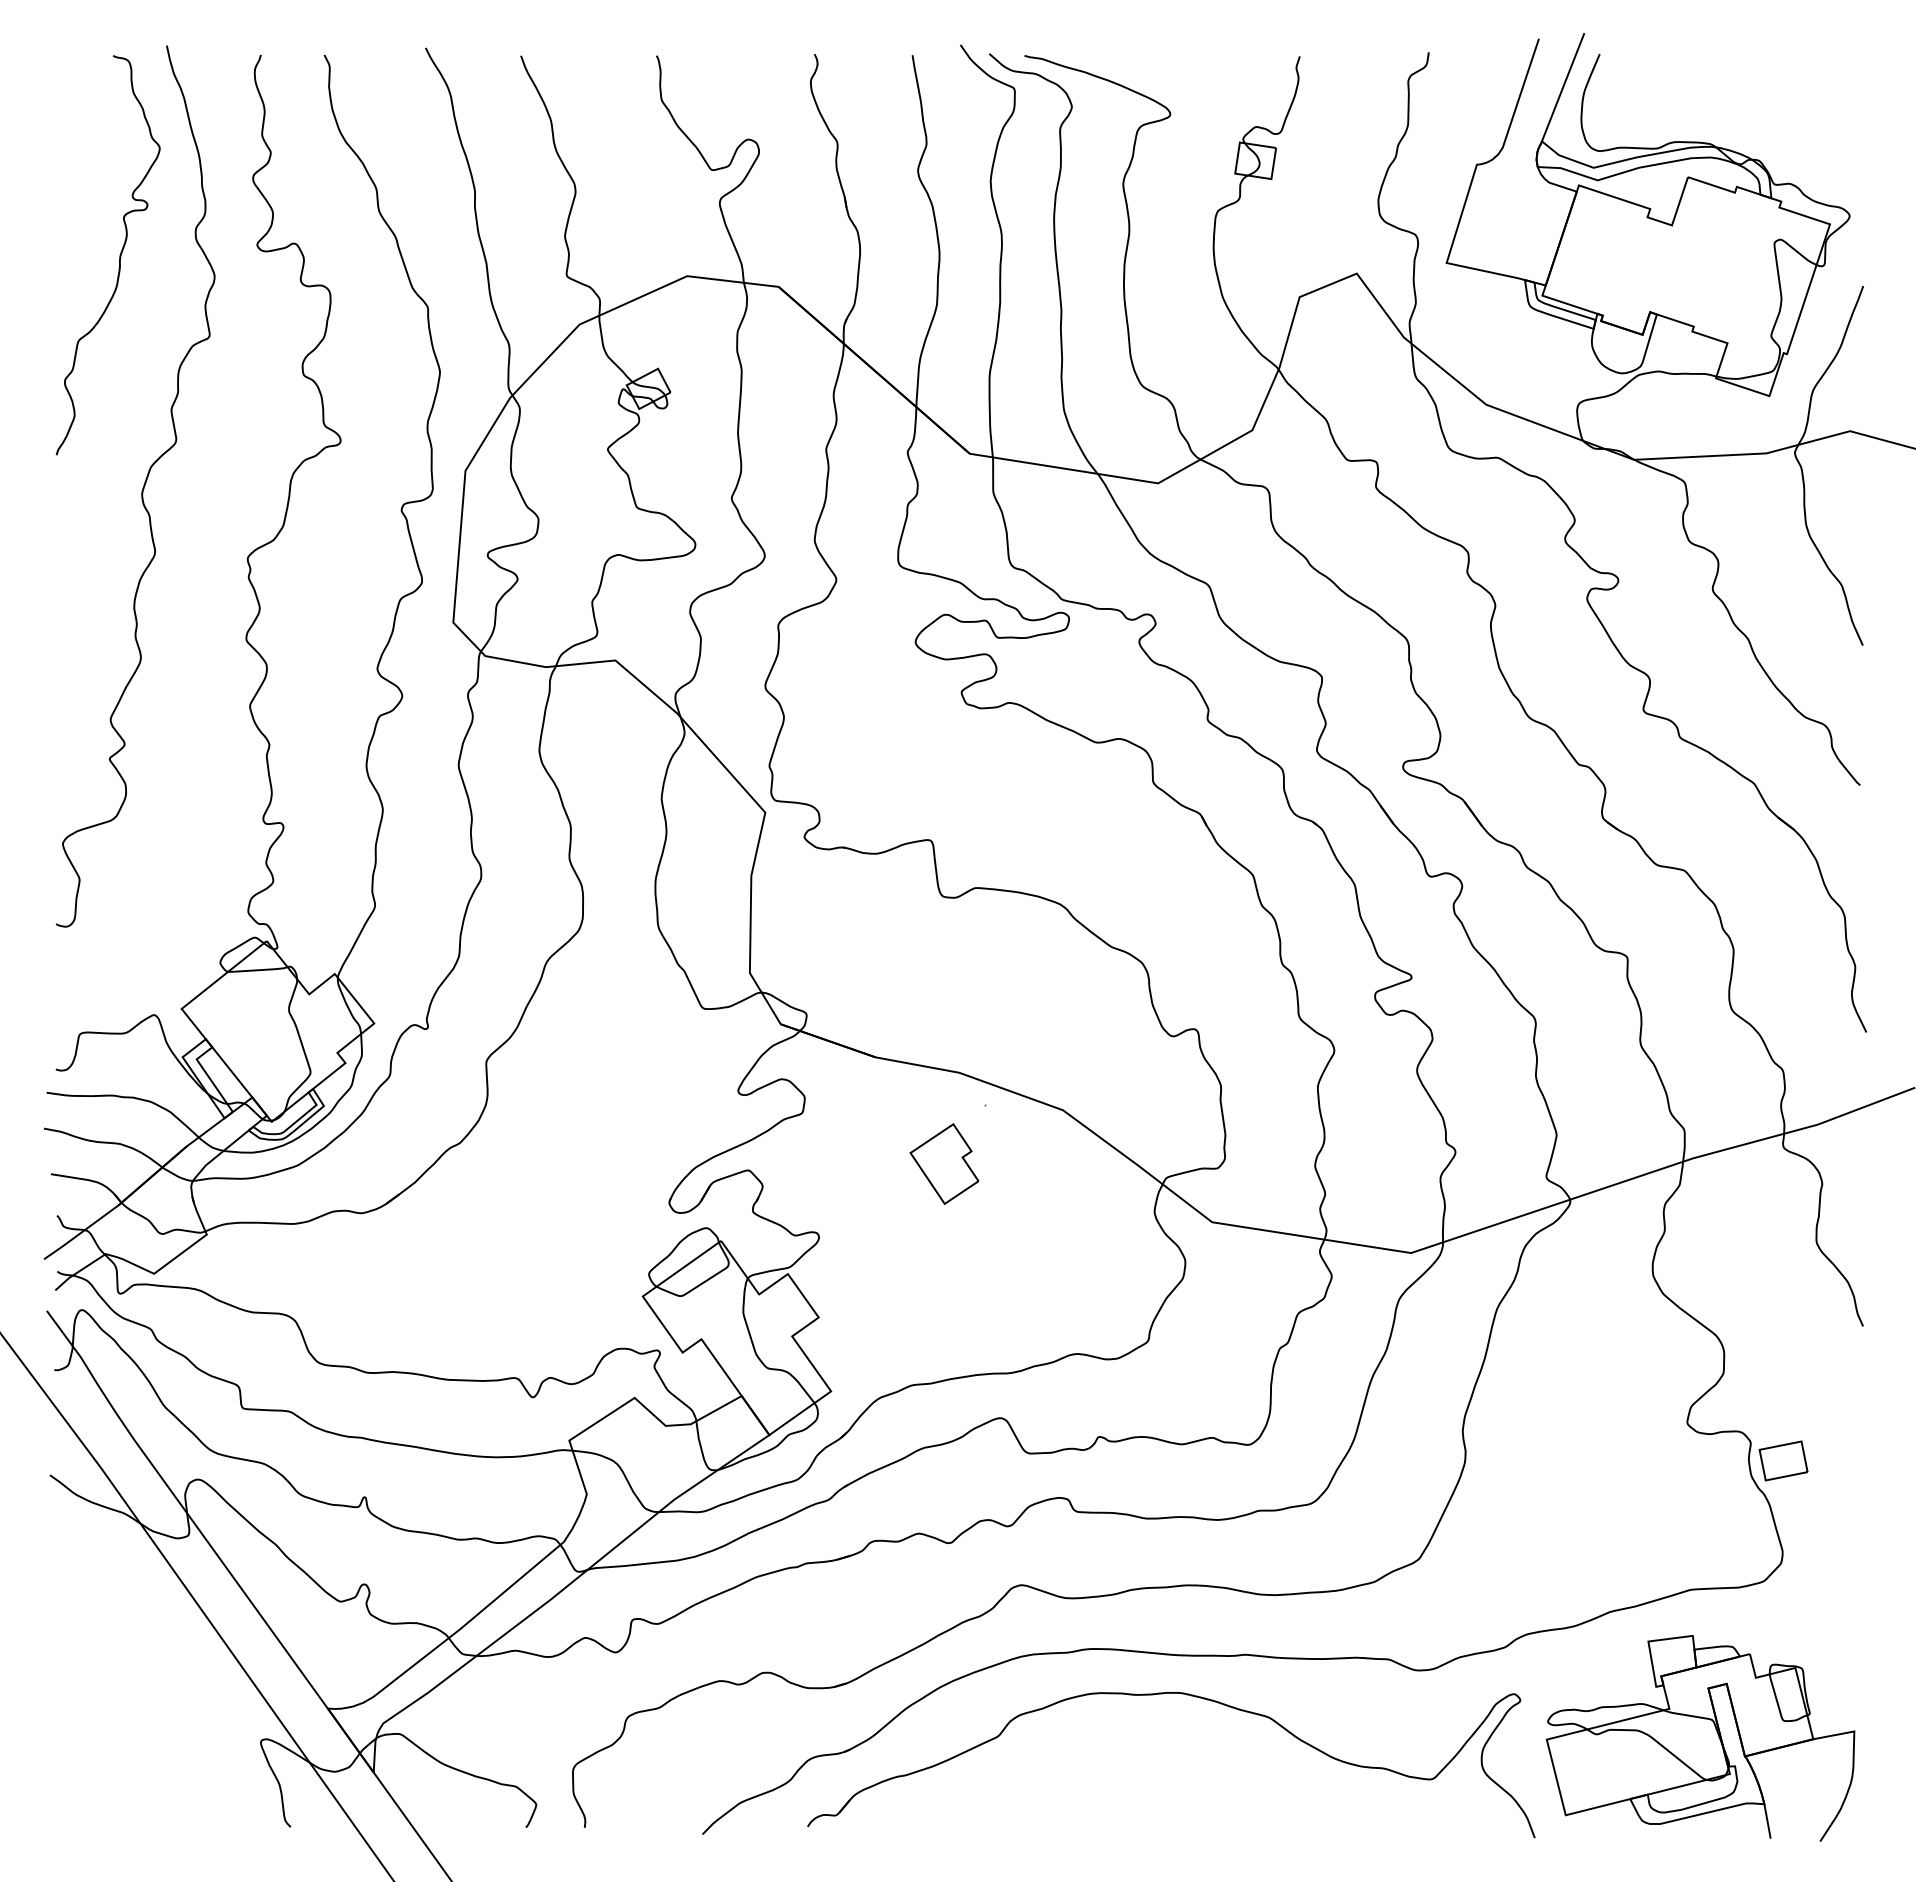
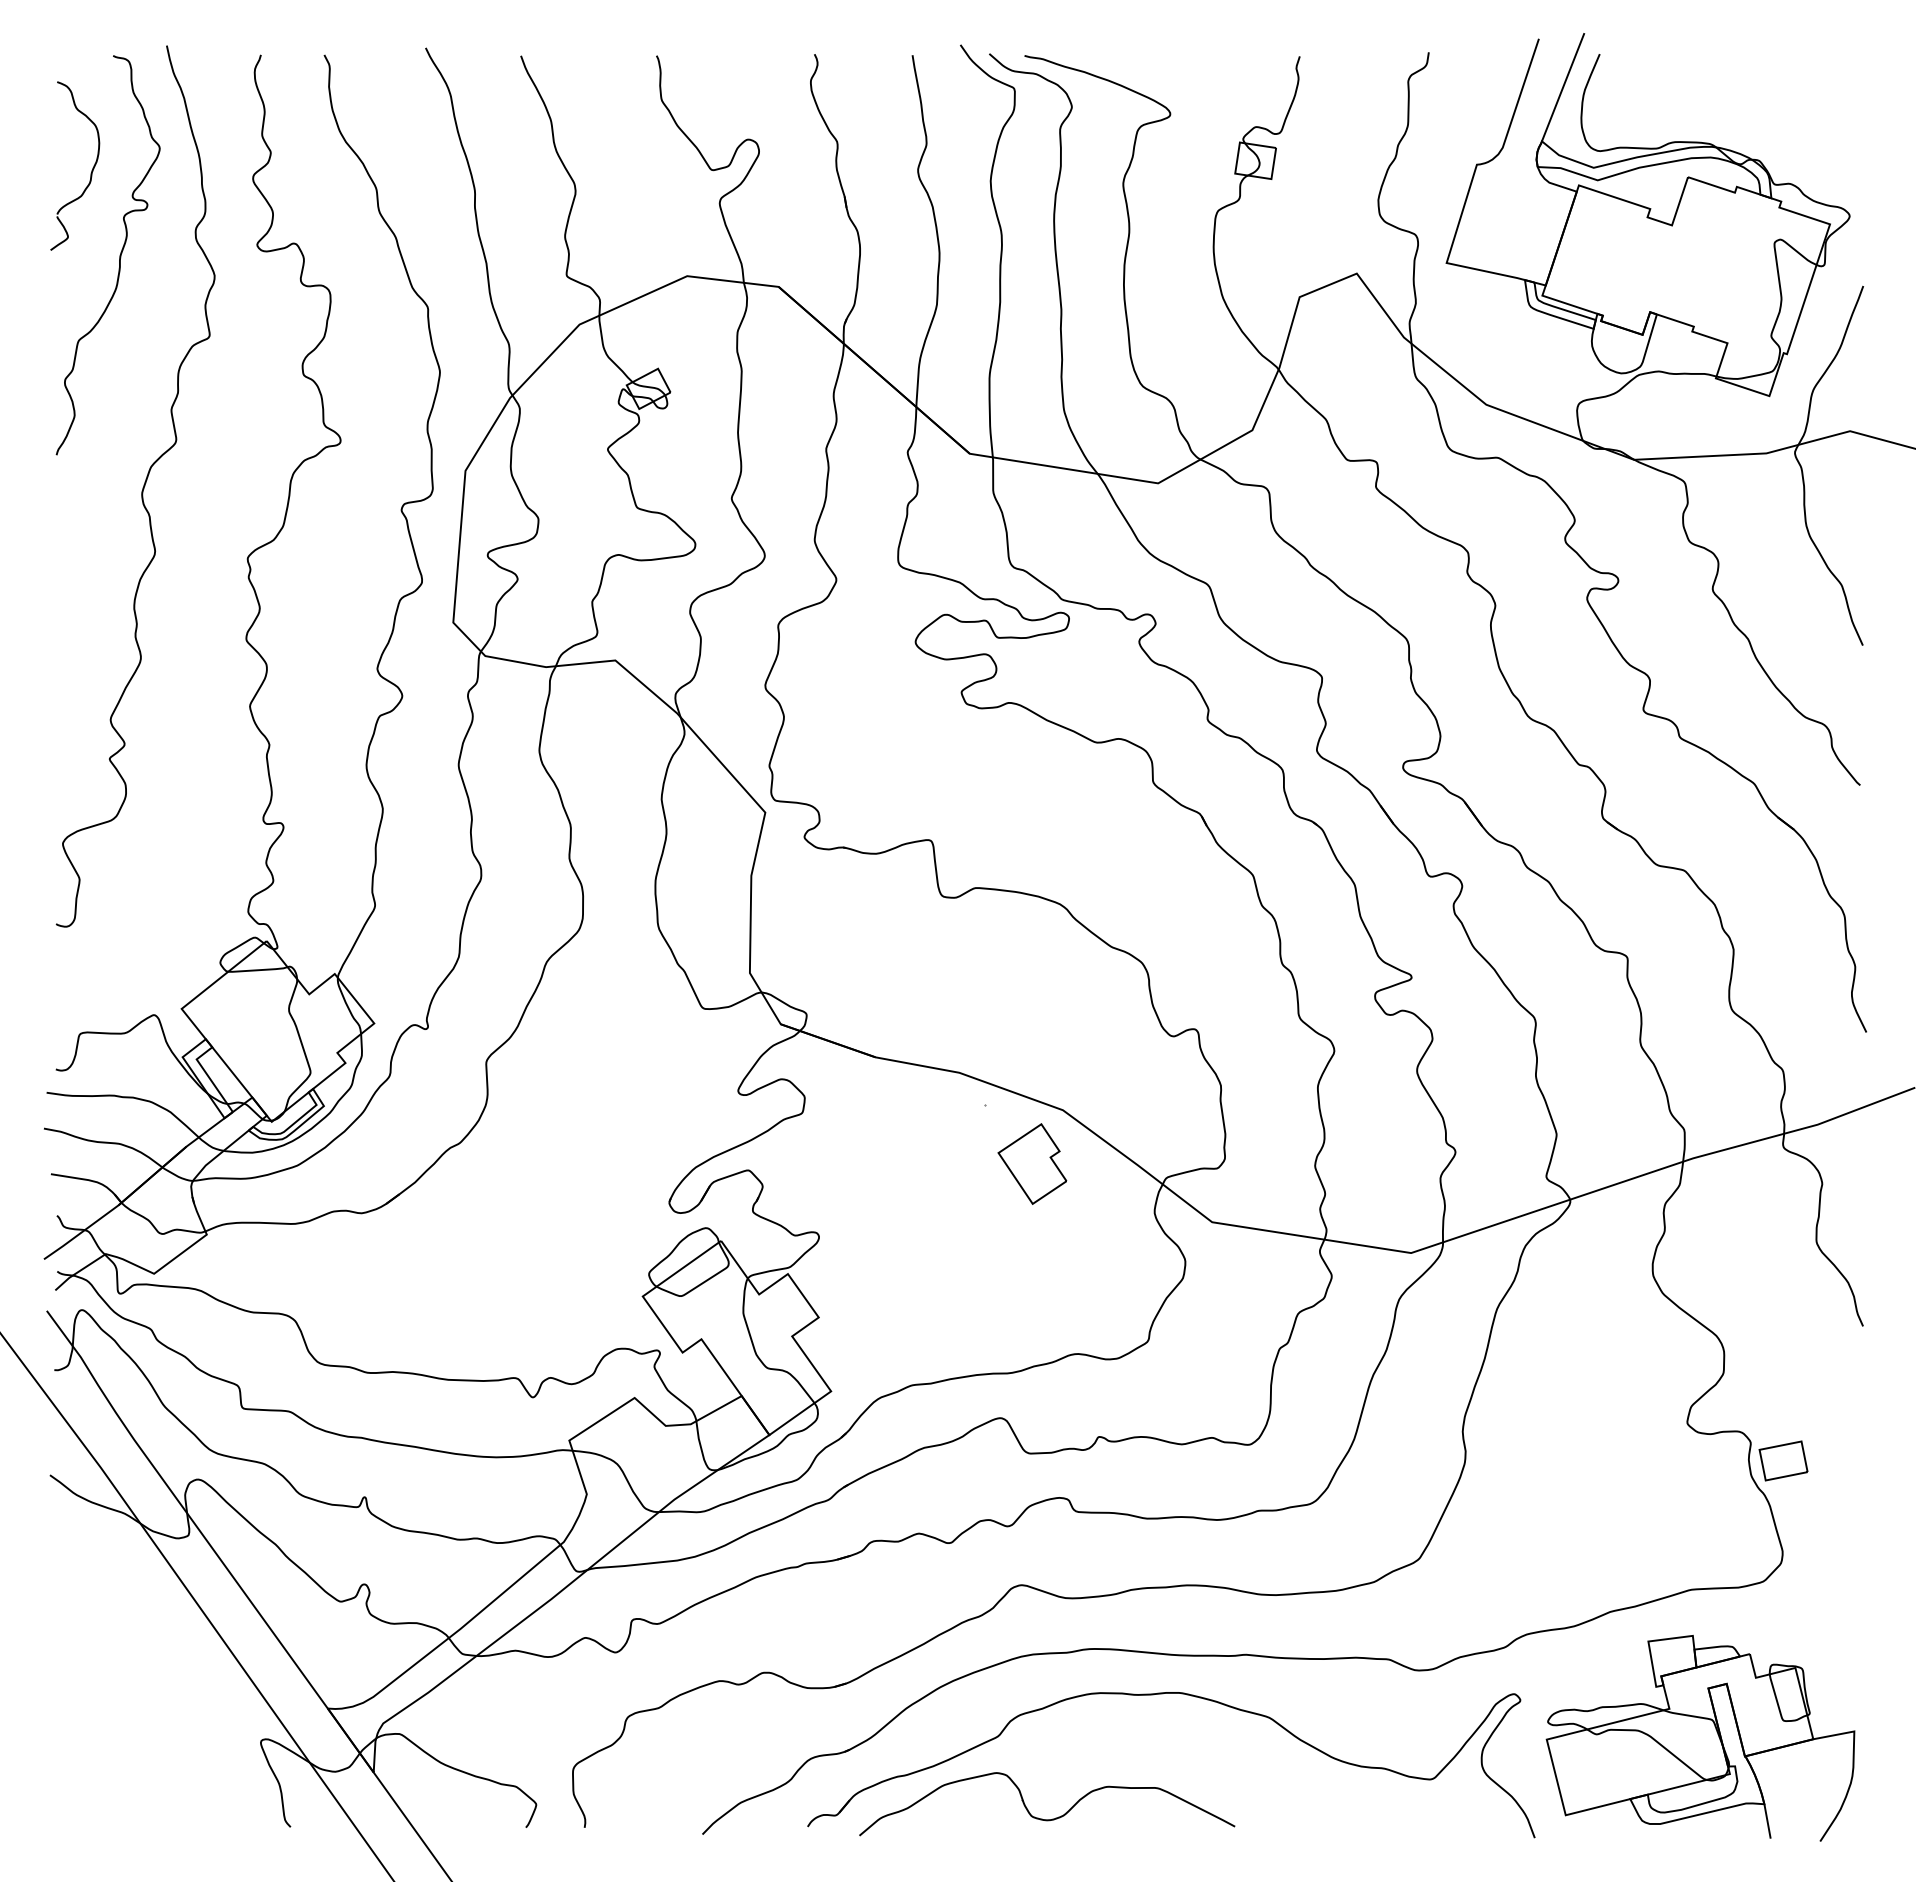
part: none -> present (91, 170)
part position: (944, 1163) -> (1032, 1163) (1032, 1163)
part: none -> present (1042, 1818)
